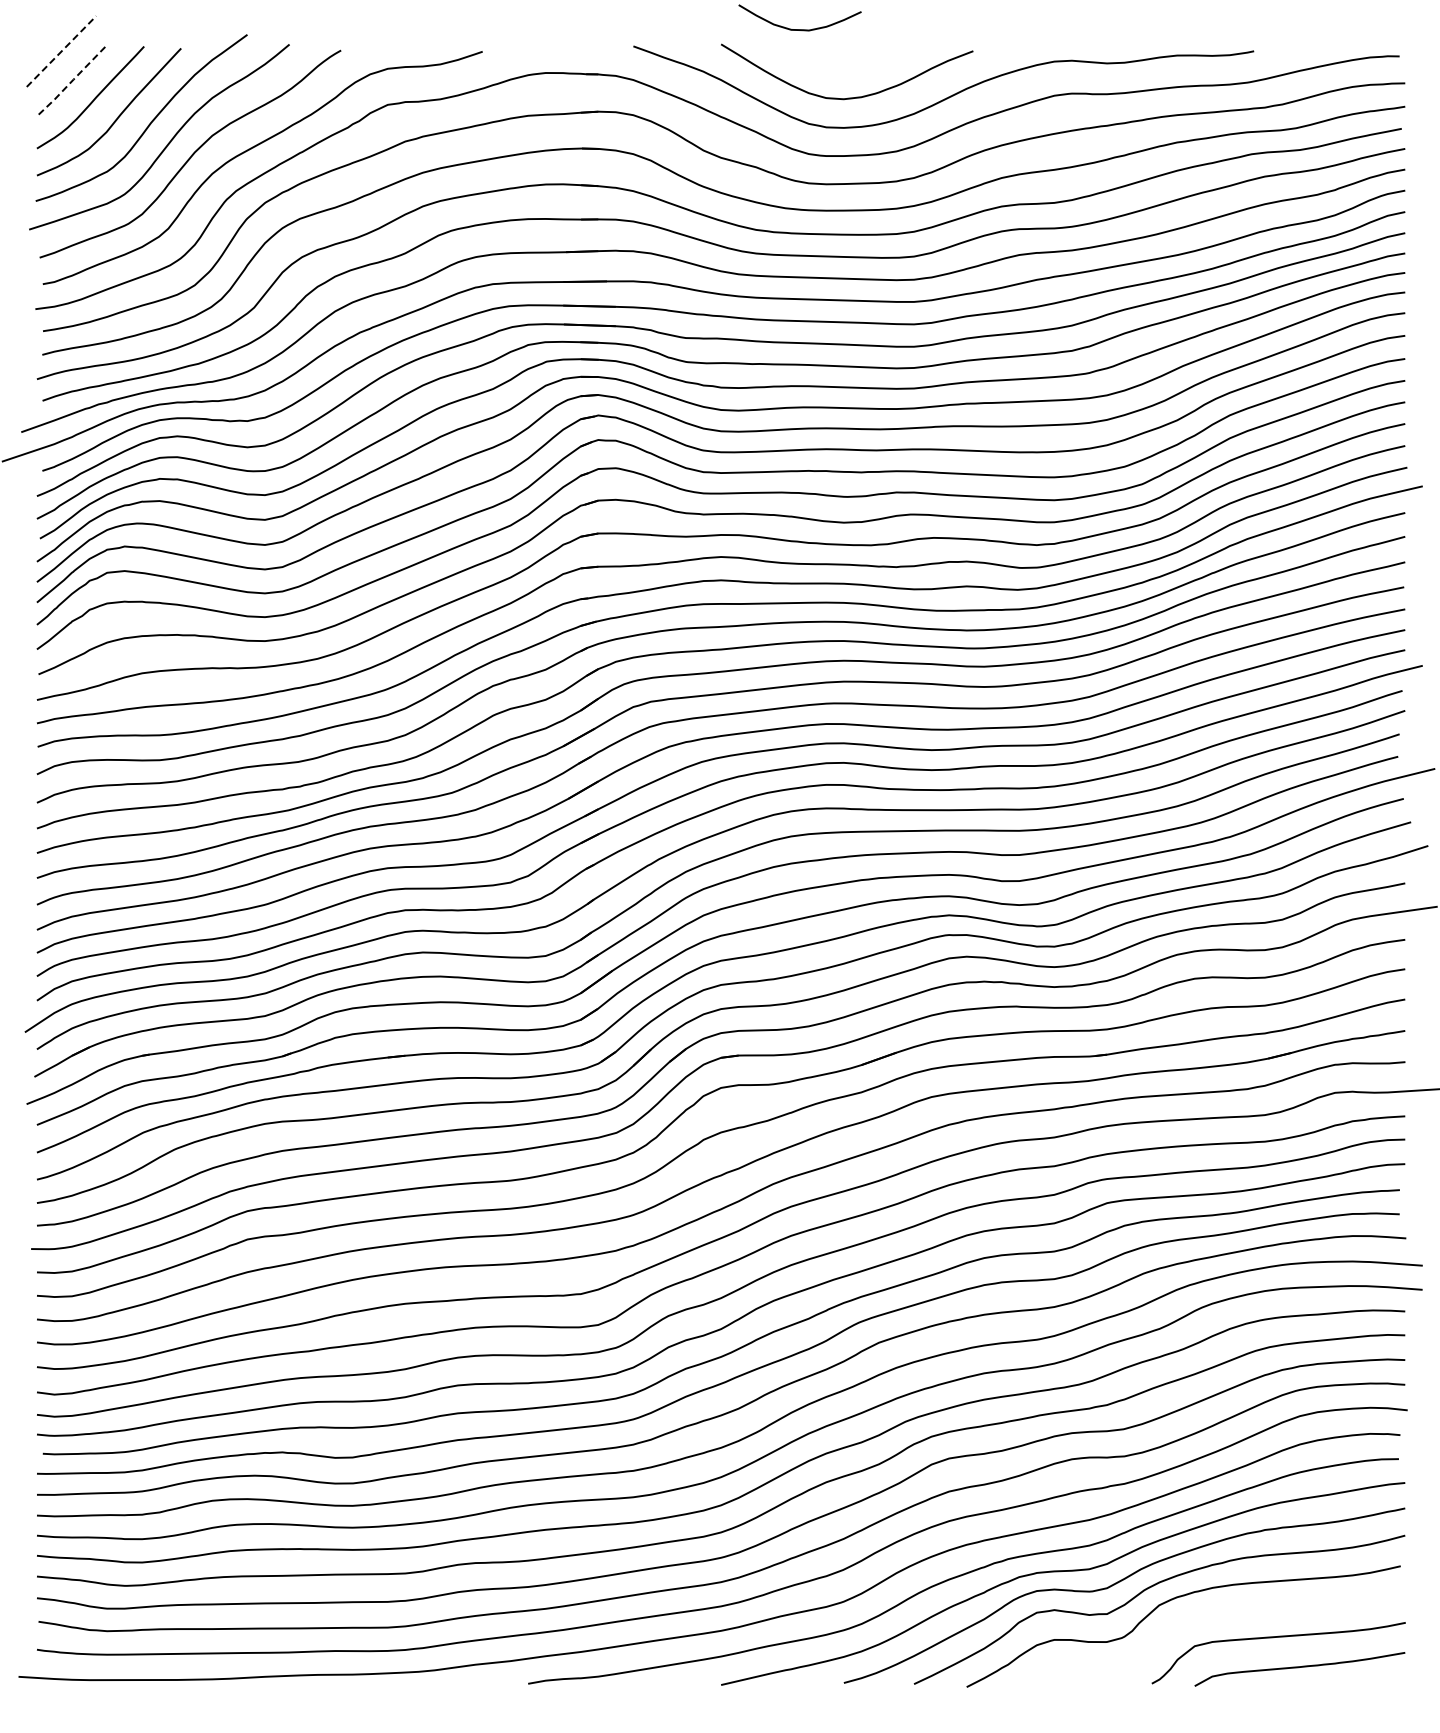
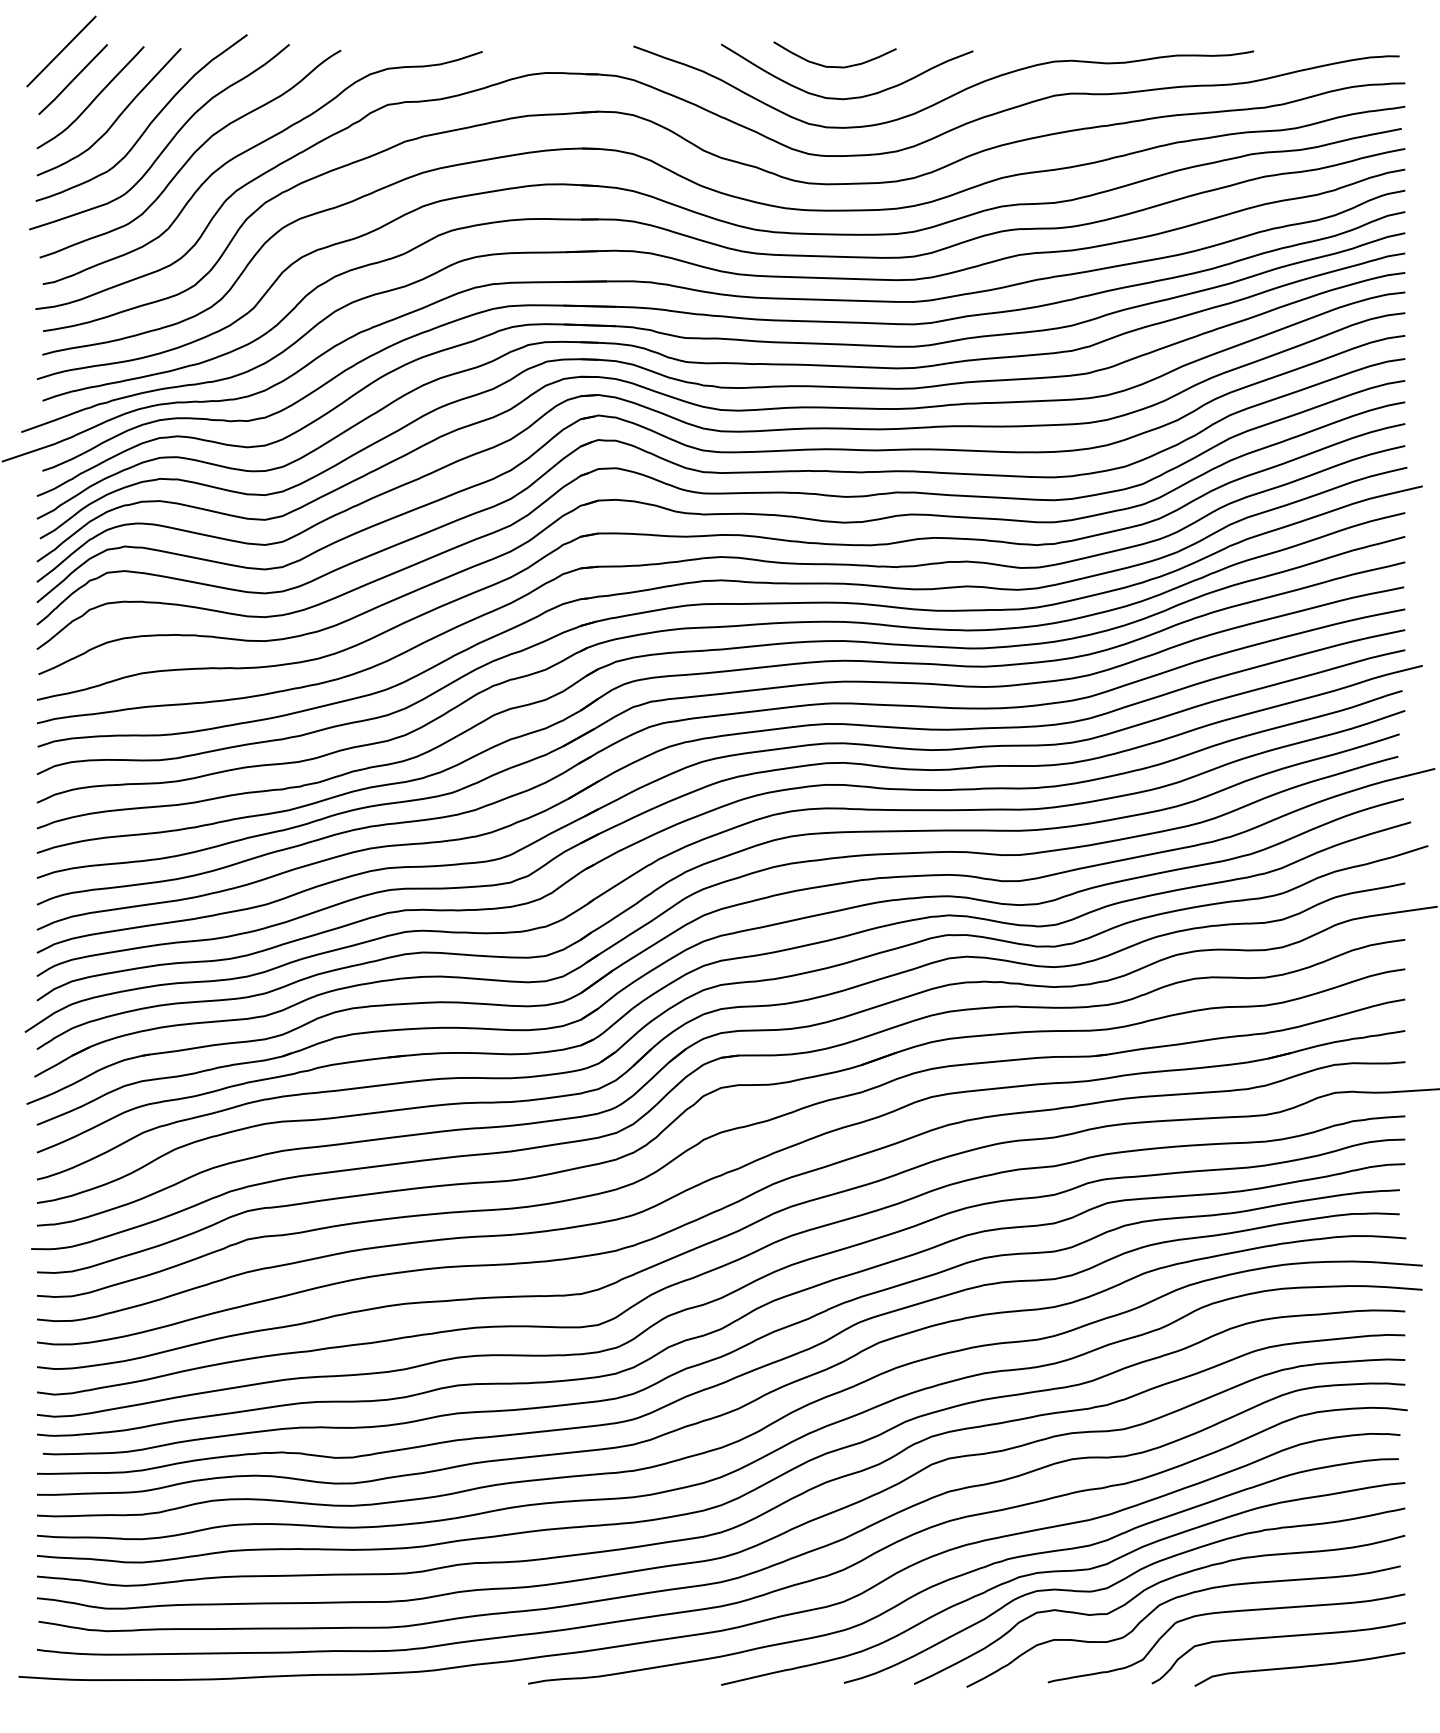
curve position: (799, 29) -> (834, 66) (834, 66)
line: dashed -> solid (61, 51)
line: dashed -> solid (73, 79)
curve: none -> present (1223, 1613)
